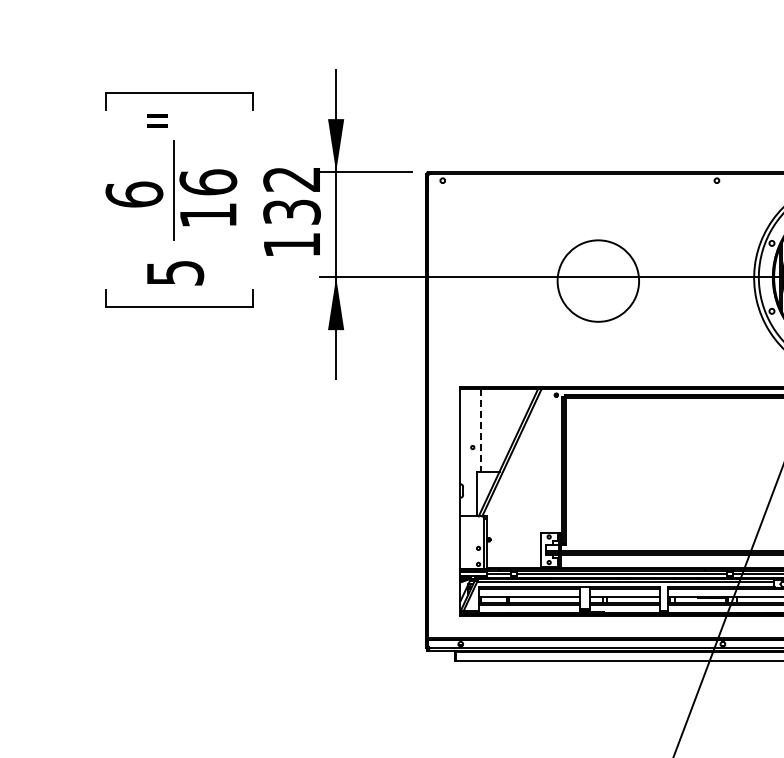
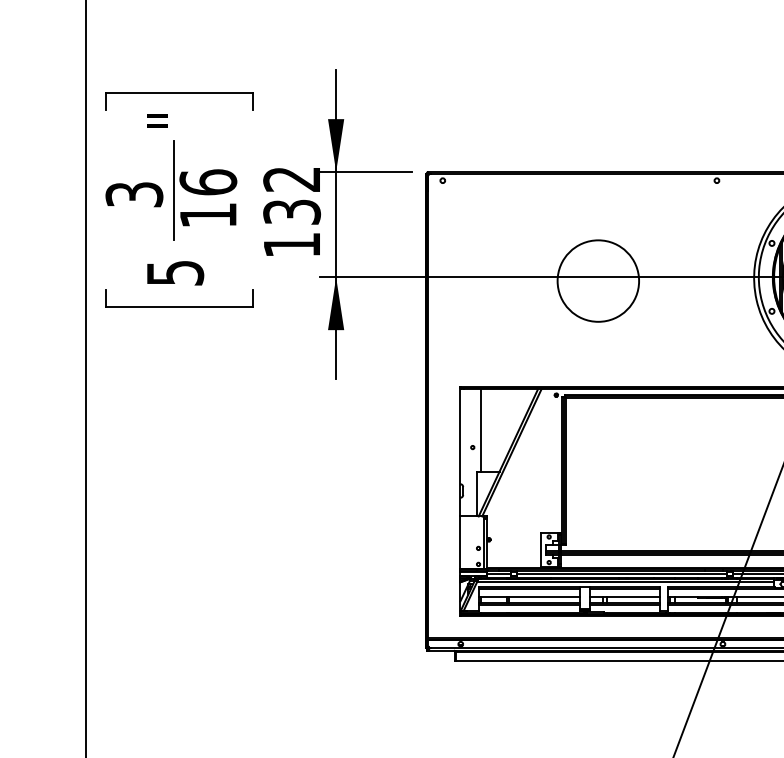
text: 6 -> 3 (134, 194)
line: none -> present (85, 378)
line: dashed -> solid (480, 430)
